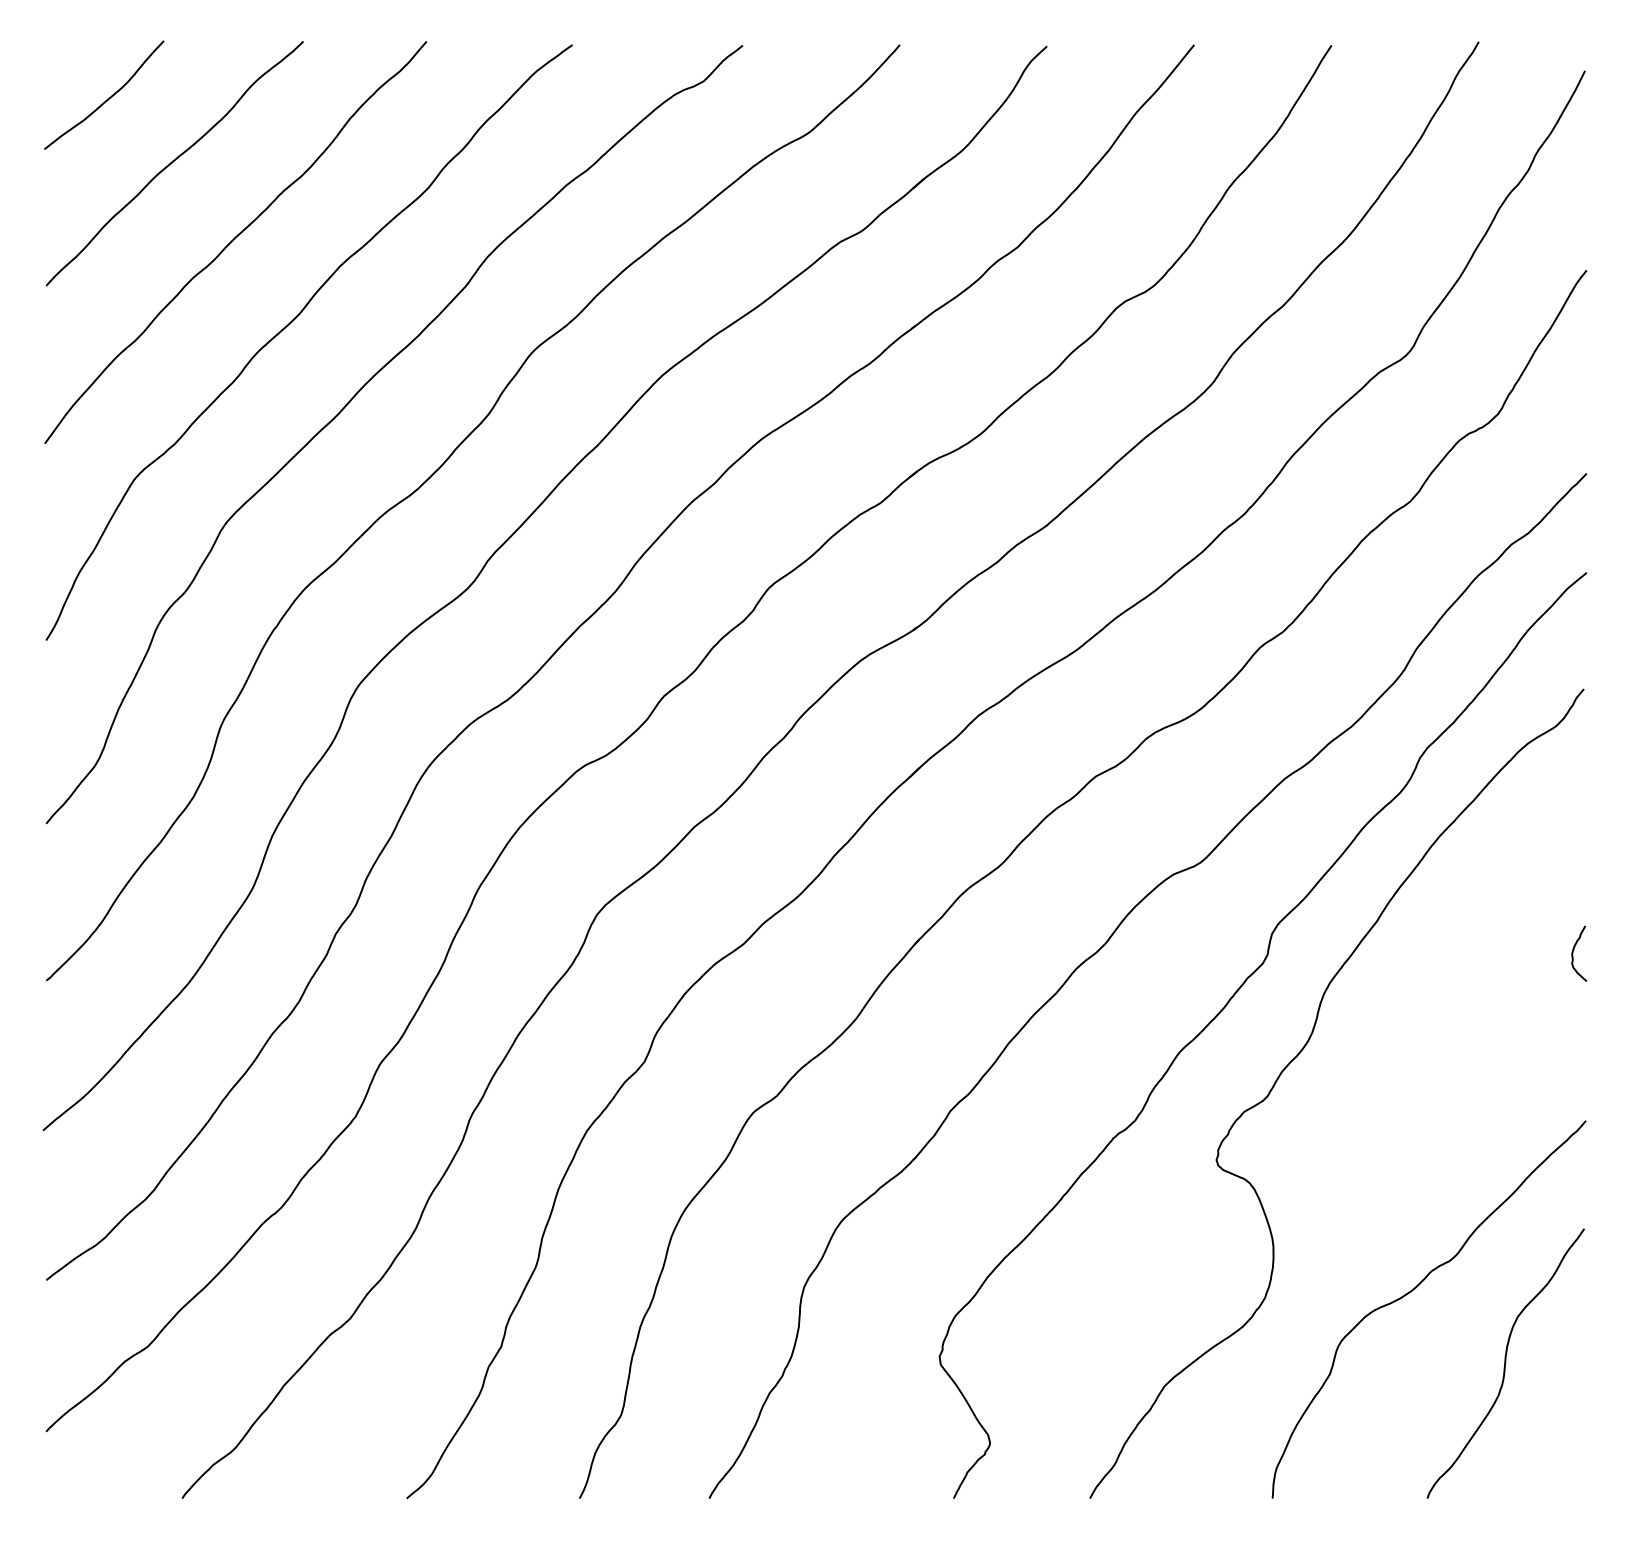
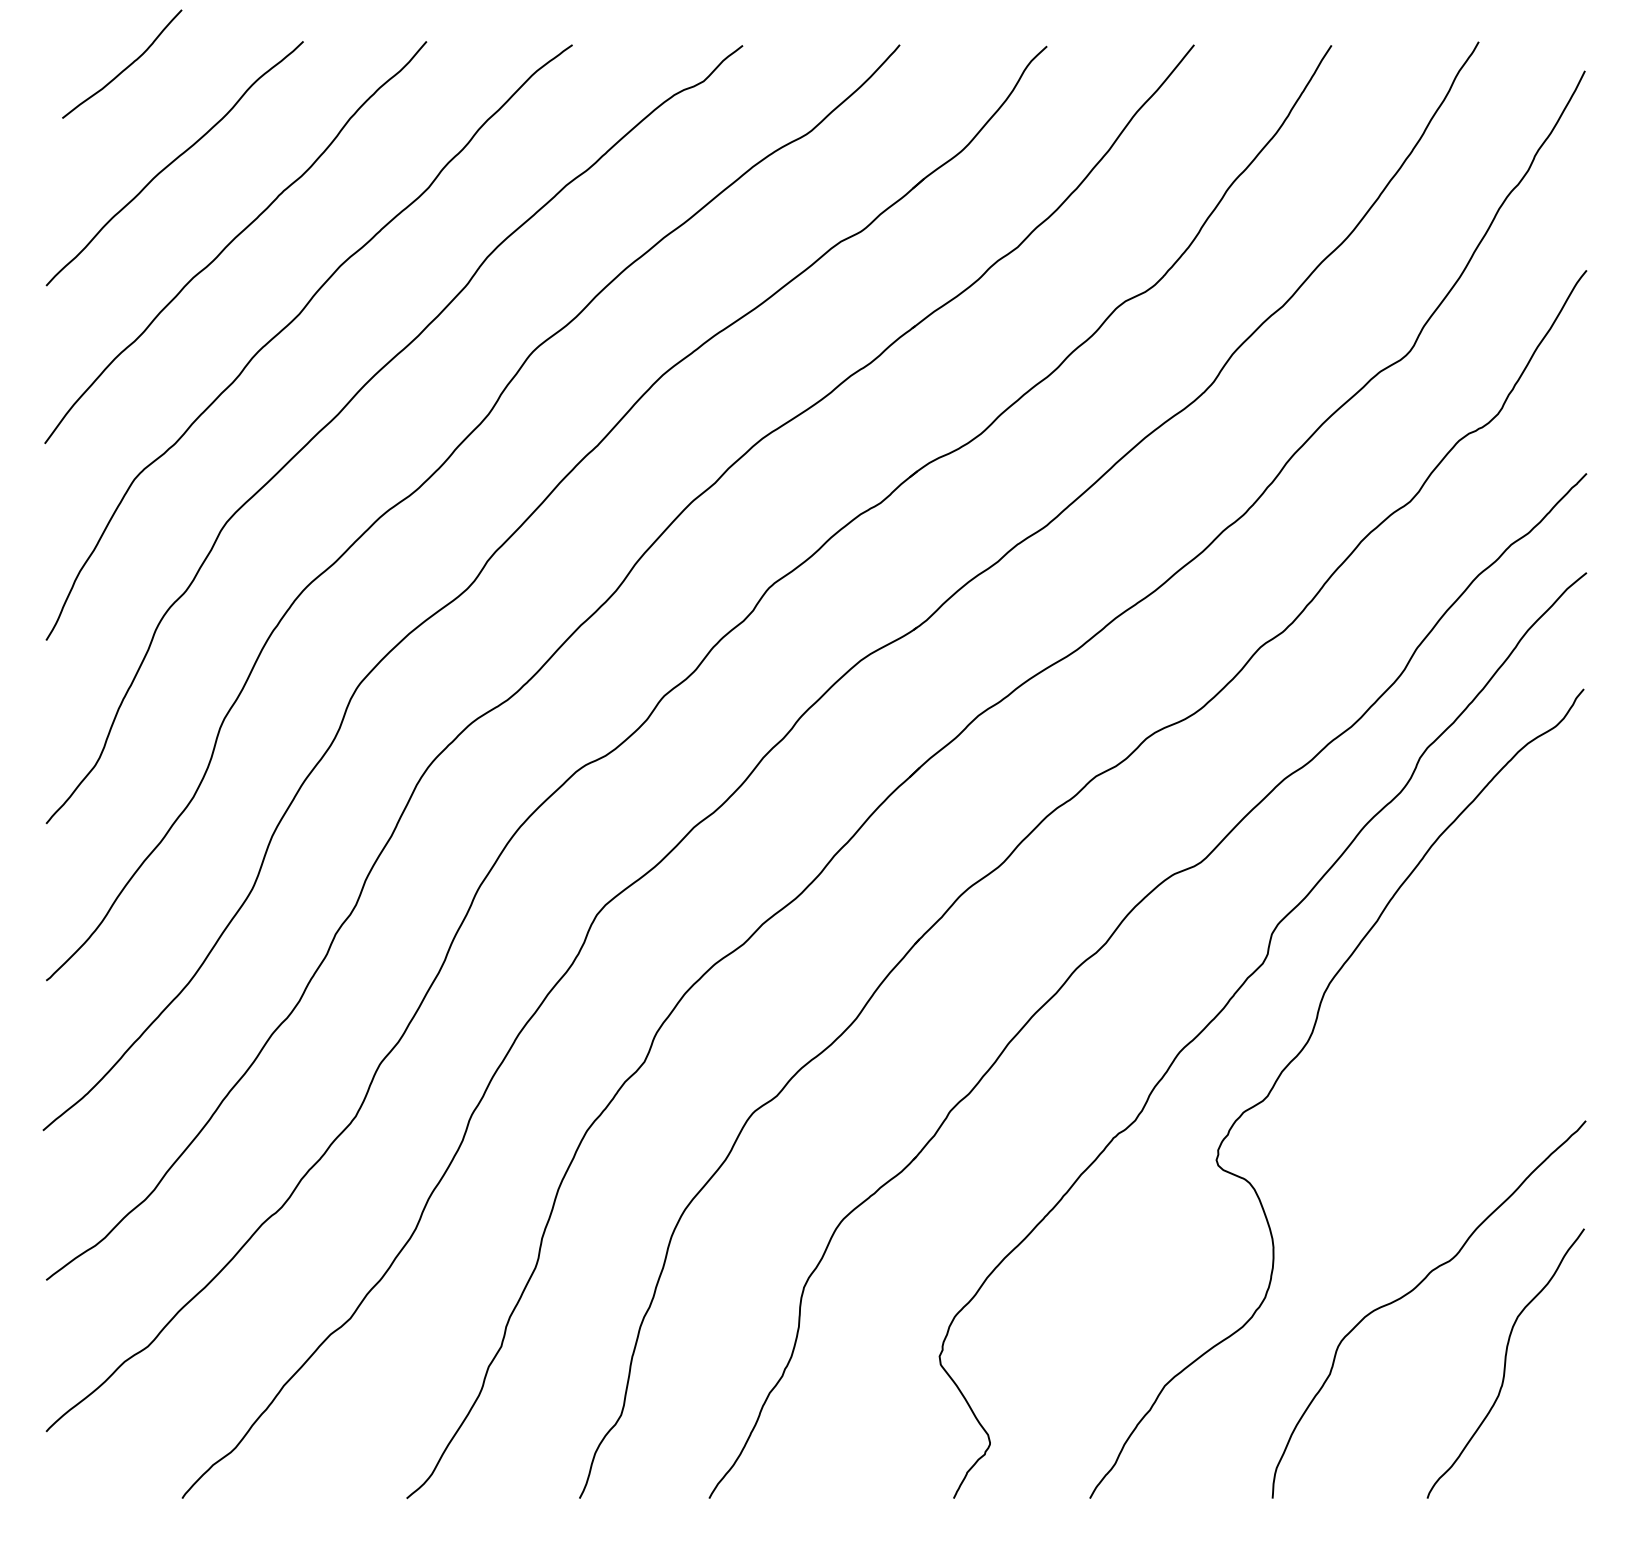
curve position: (107, 98) -> (125, 67) (125, 67)
curve: present -> none (1574, 950)
